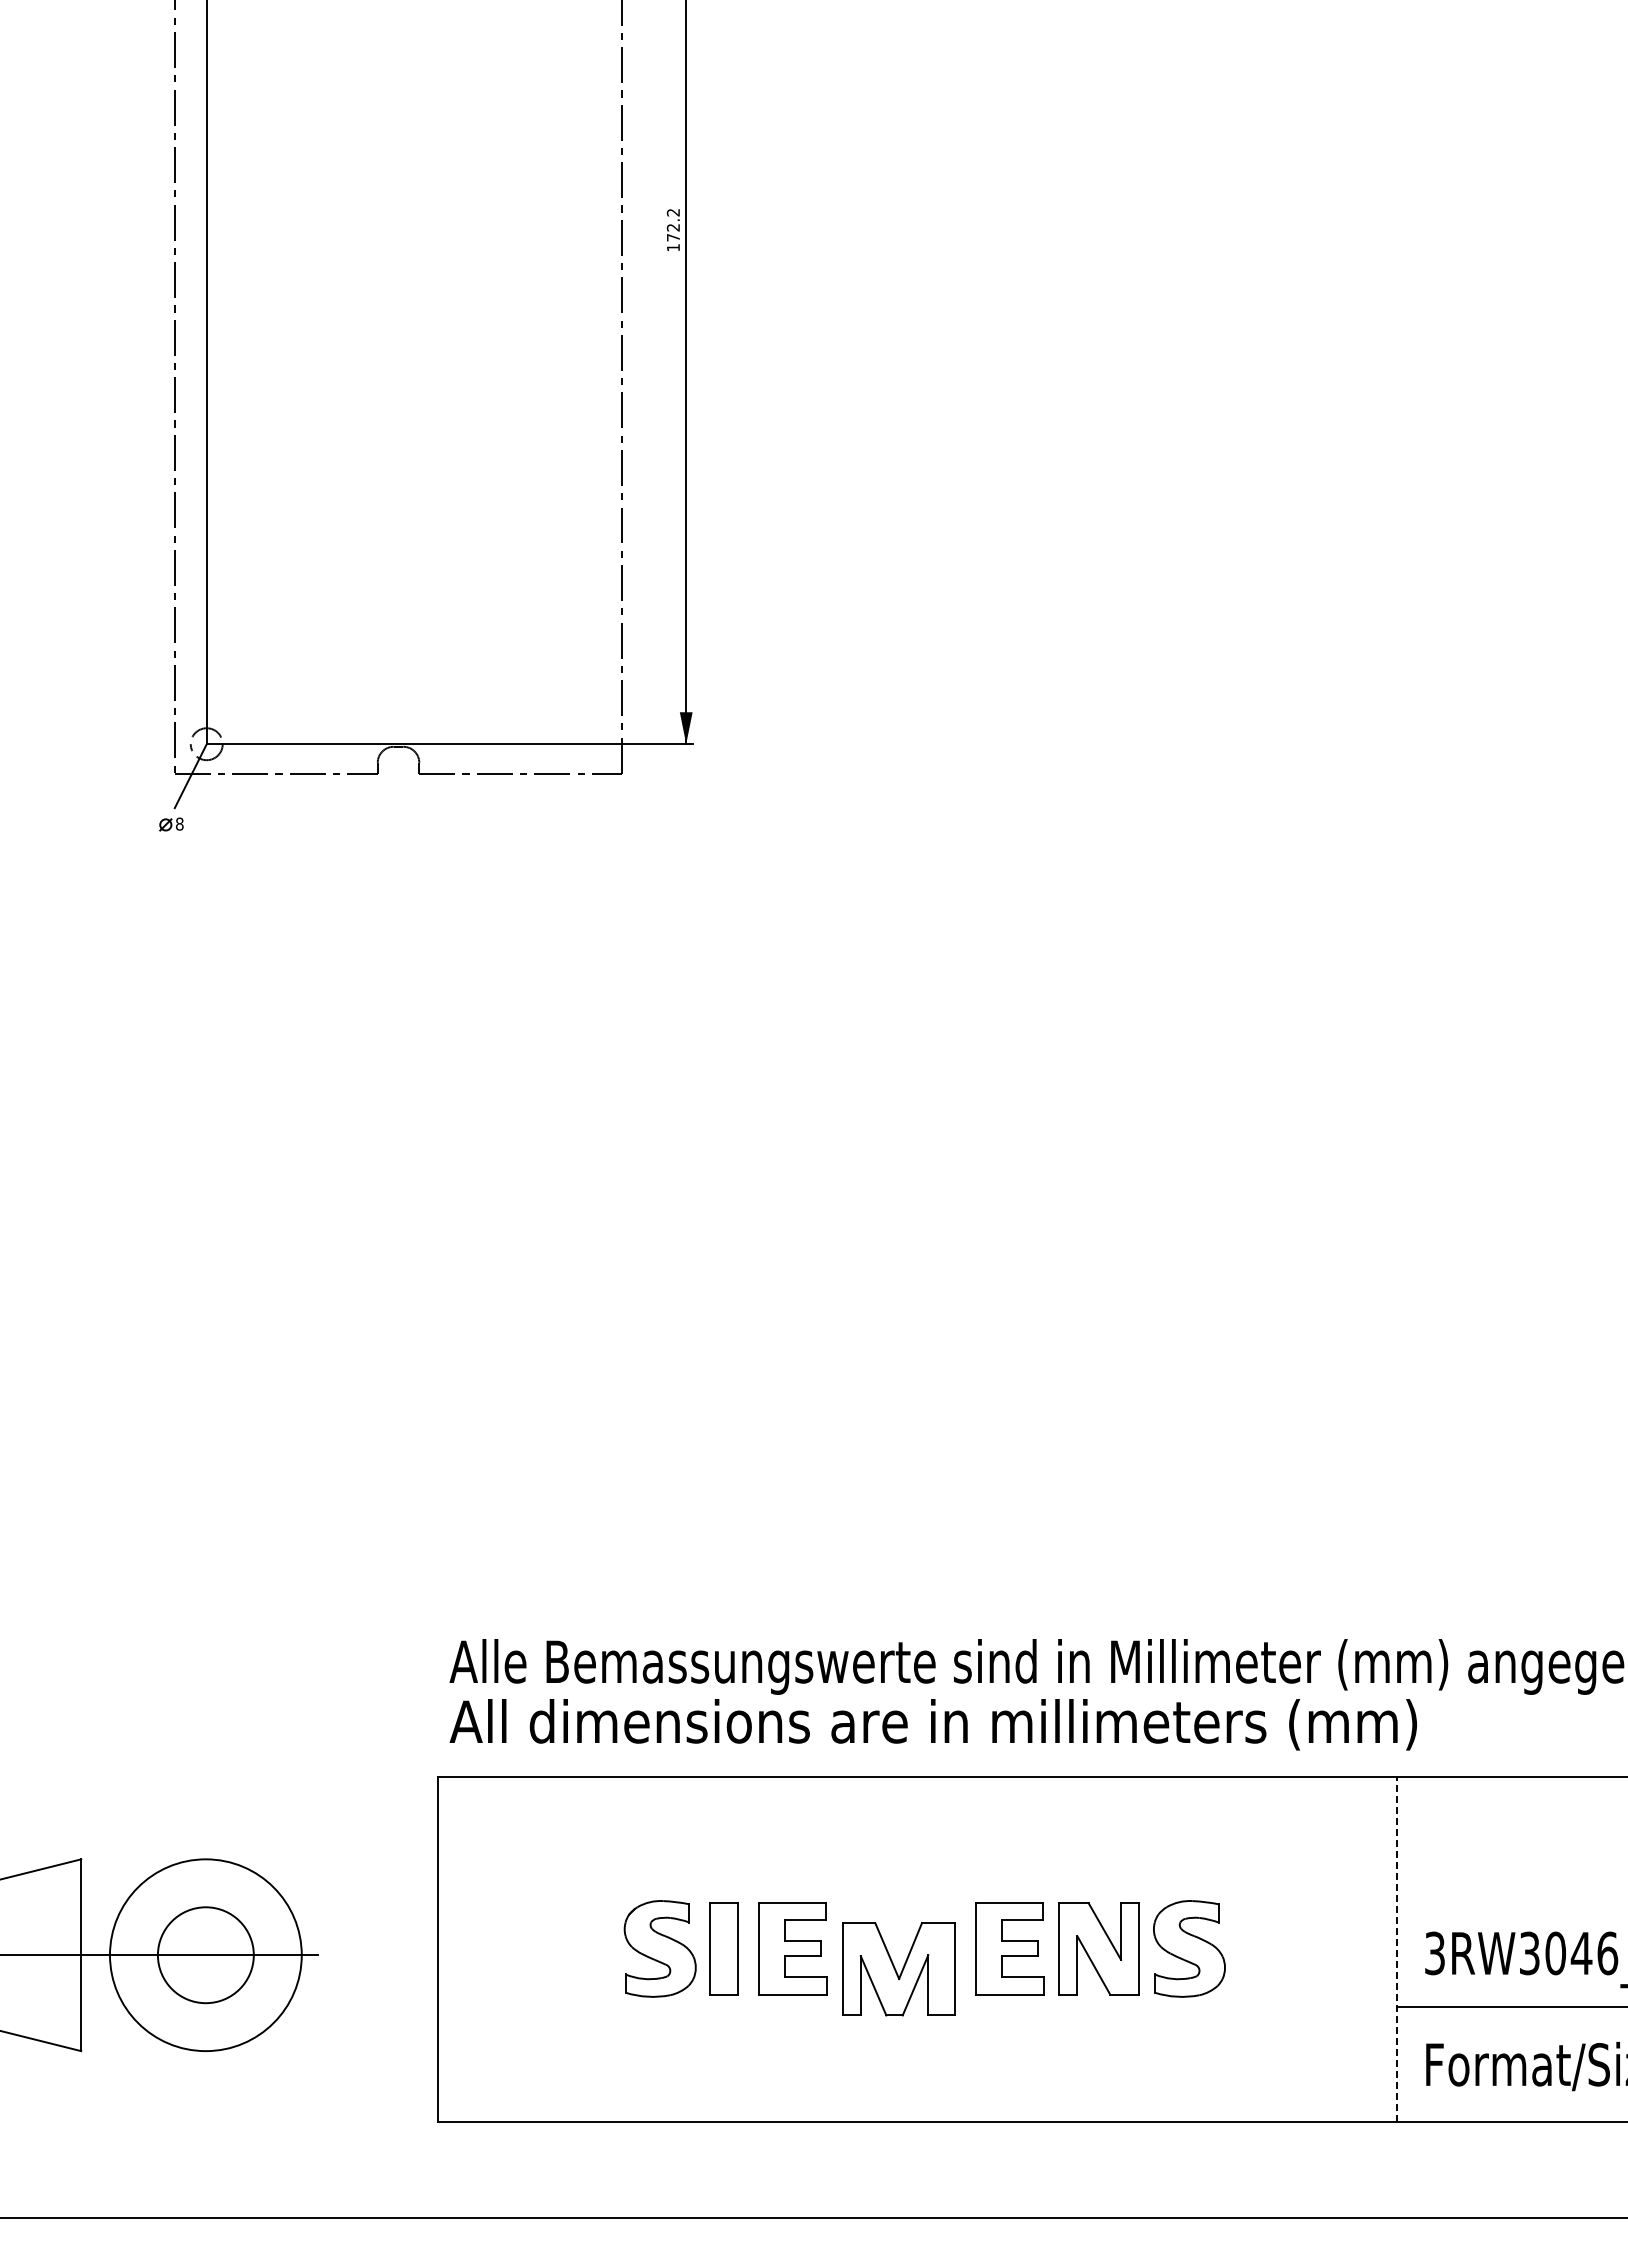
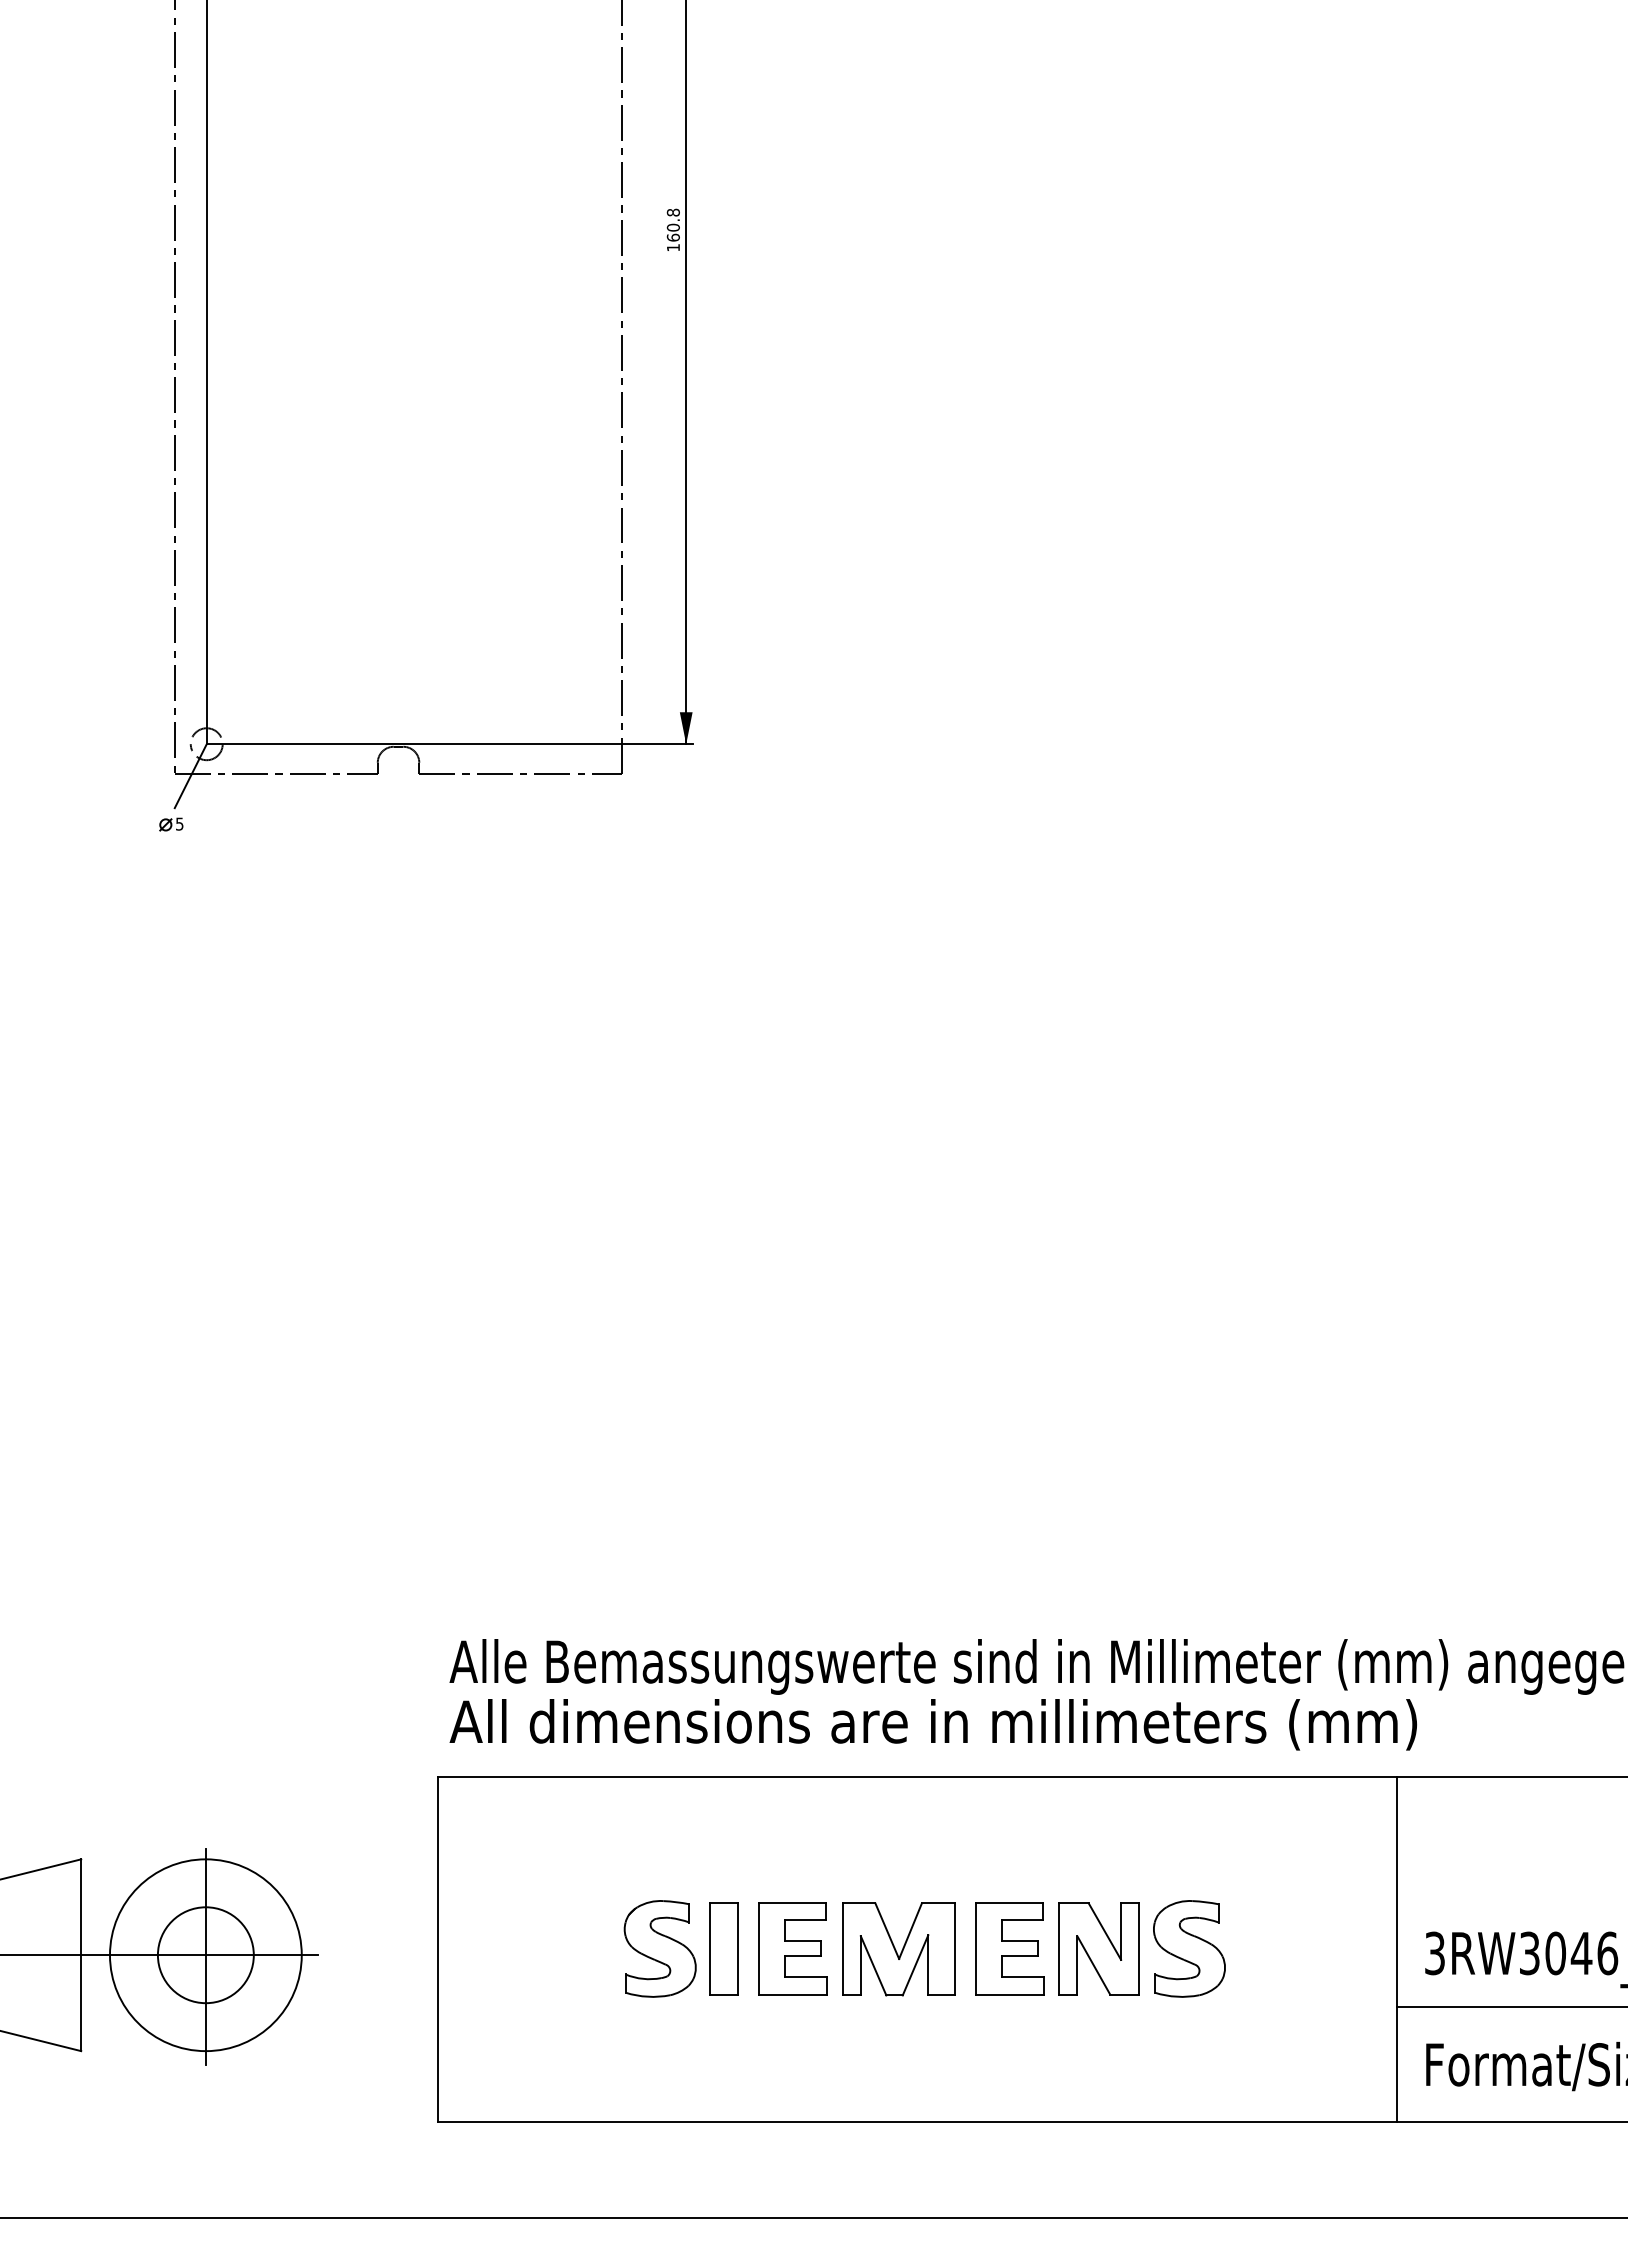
text: 172.2 -> 160.8 (672, 224)
text: 8 -> 5 (179, 823)
line: dashed -> solid (1397, 1949)
line: none -> present (205, 1956)
part position: (898, 1969) -> (898, 1949) (898, 1949)
